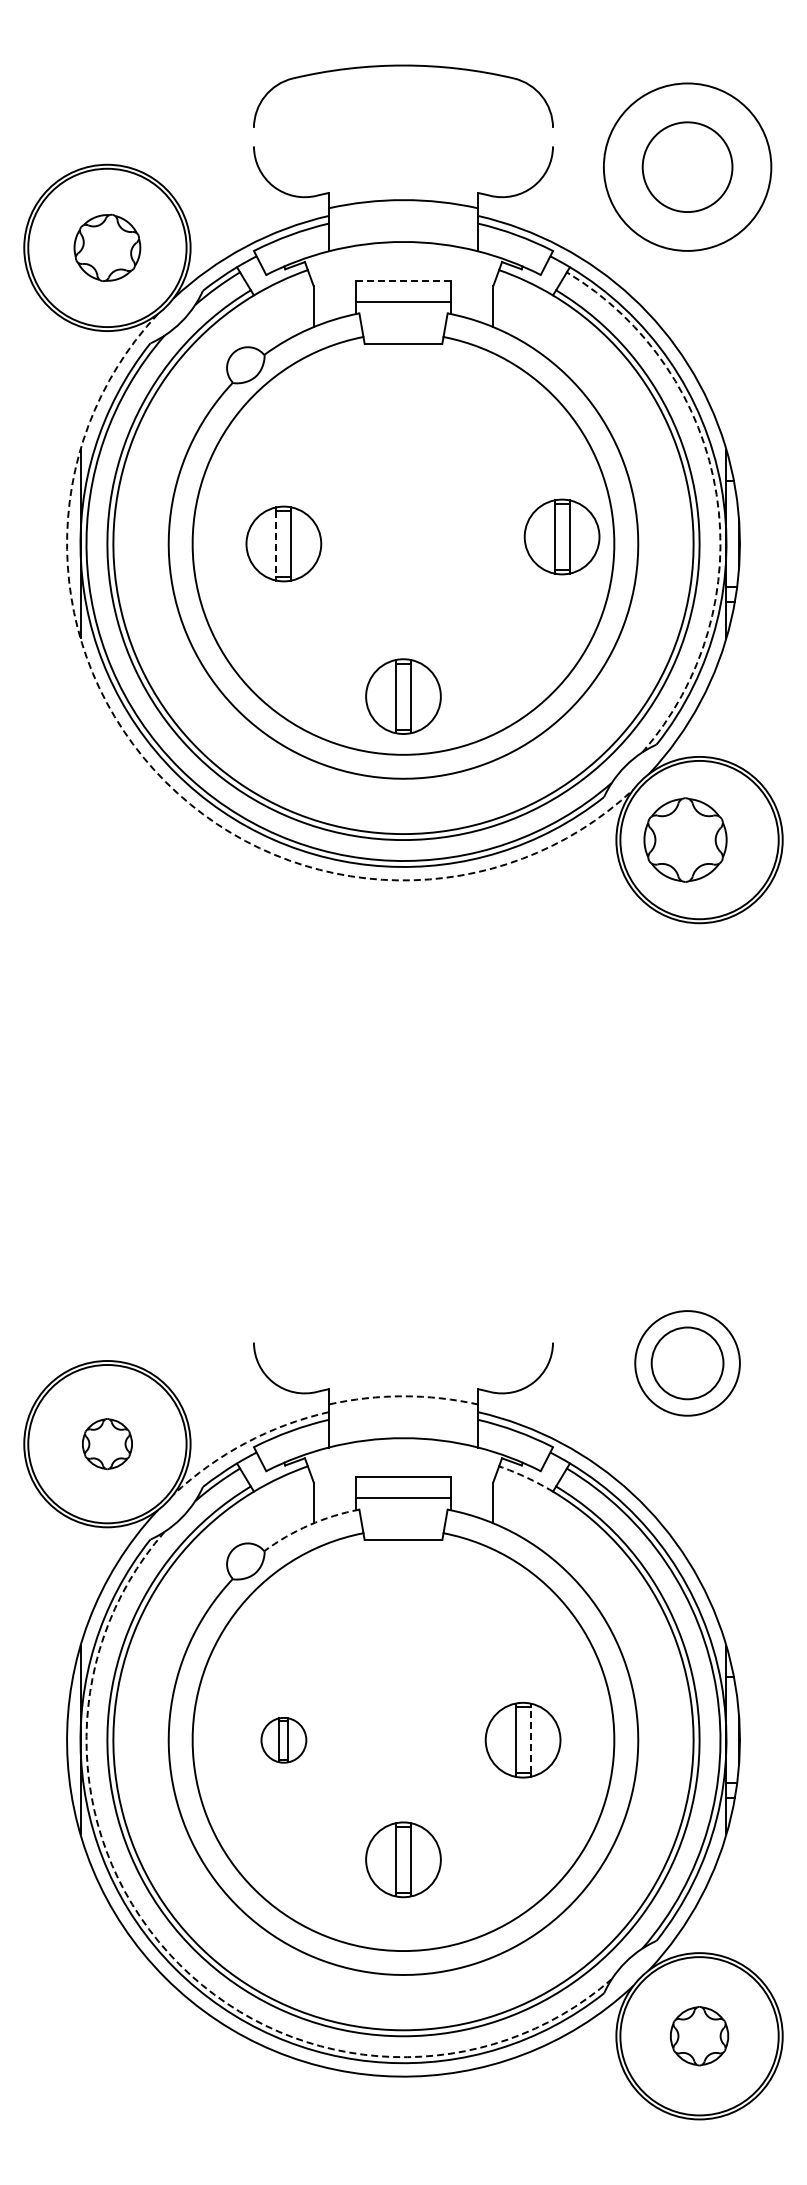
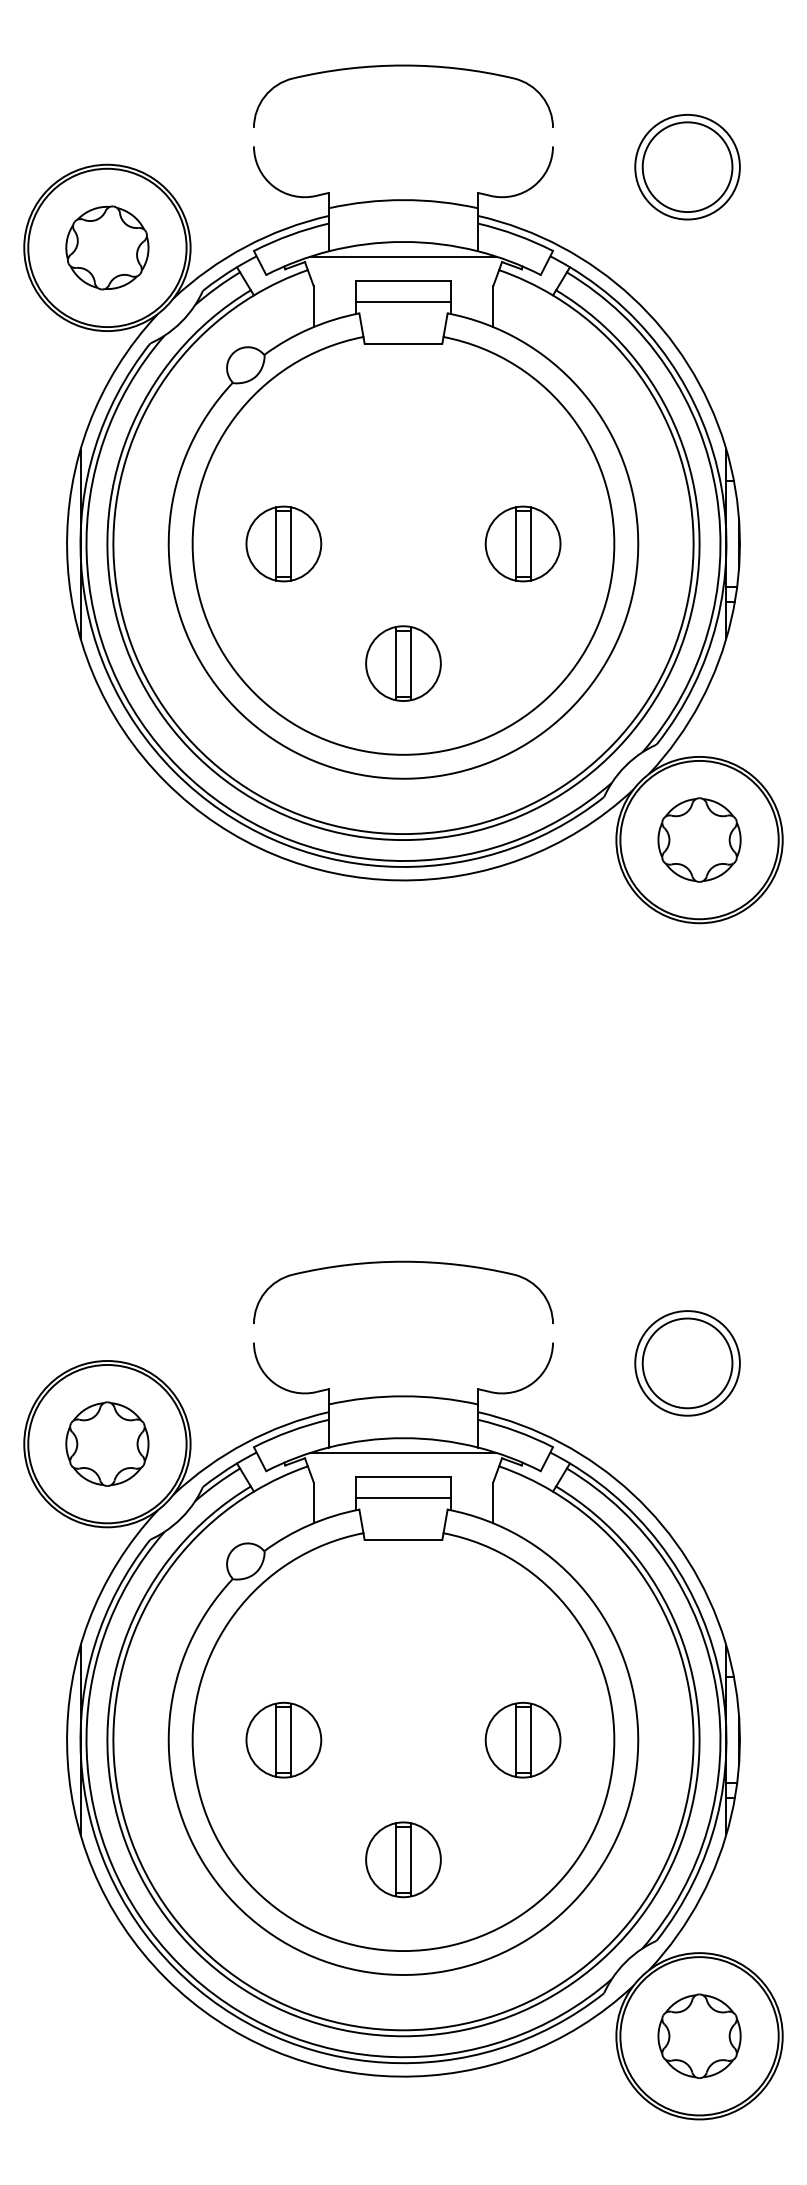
circle diameter: 167 px -> 105 px (687, 166)
part size: 69x69 px -> 85x86 px (107, 247)
line: none -> present (403, 256)
line: dashed -> solid (403, 280)
arc: dashed -> solid (716, 494)
part position: (561, 536) -> (522, 543) (522, 543)
line: dashed -> solid (276, 544)
part position: (403, 696) -> (403, 663) (403, 663)
arc: dashed -> solid (165, 781)
part position: (685, 839) -> (699, 839) (699, 839)
part: none -> present (403, 1262)
circle diameter: 72 px -> 90 px (687, 1363)
arc: dashed -> solid (403, 1396)
arc: dashed -> solid (245, 1443)
part size: 51x53 px -> 85x86 px (107, 1443)
line: none -> present (403, 1453)
arc: dashed -> solid (526, 1477)
arc: dashed -> solid (309, 1525)
part size: 48x47 px -> 78x77 px (283, 1740)
line: dashed -> solid (530, 1740)
arc: dashed -> solid (179, 1964)
part size: 60x61 px -> 85x86 px (699, 2035)
